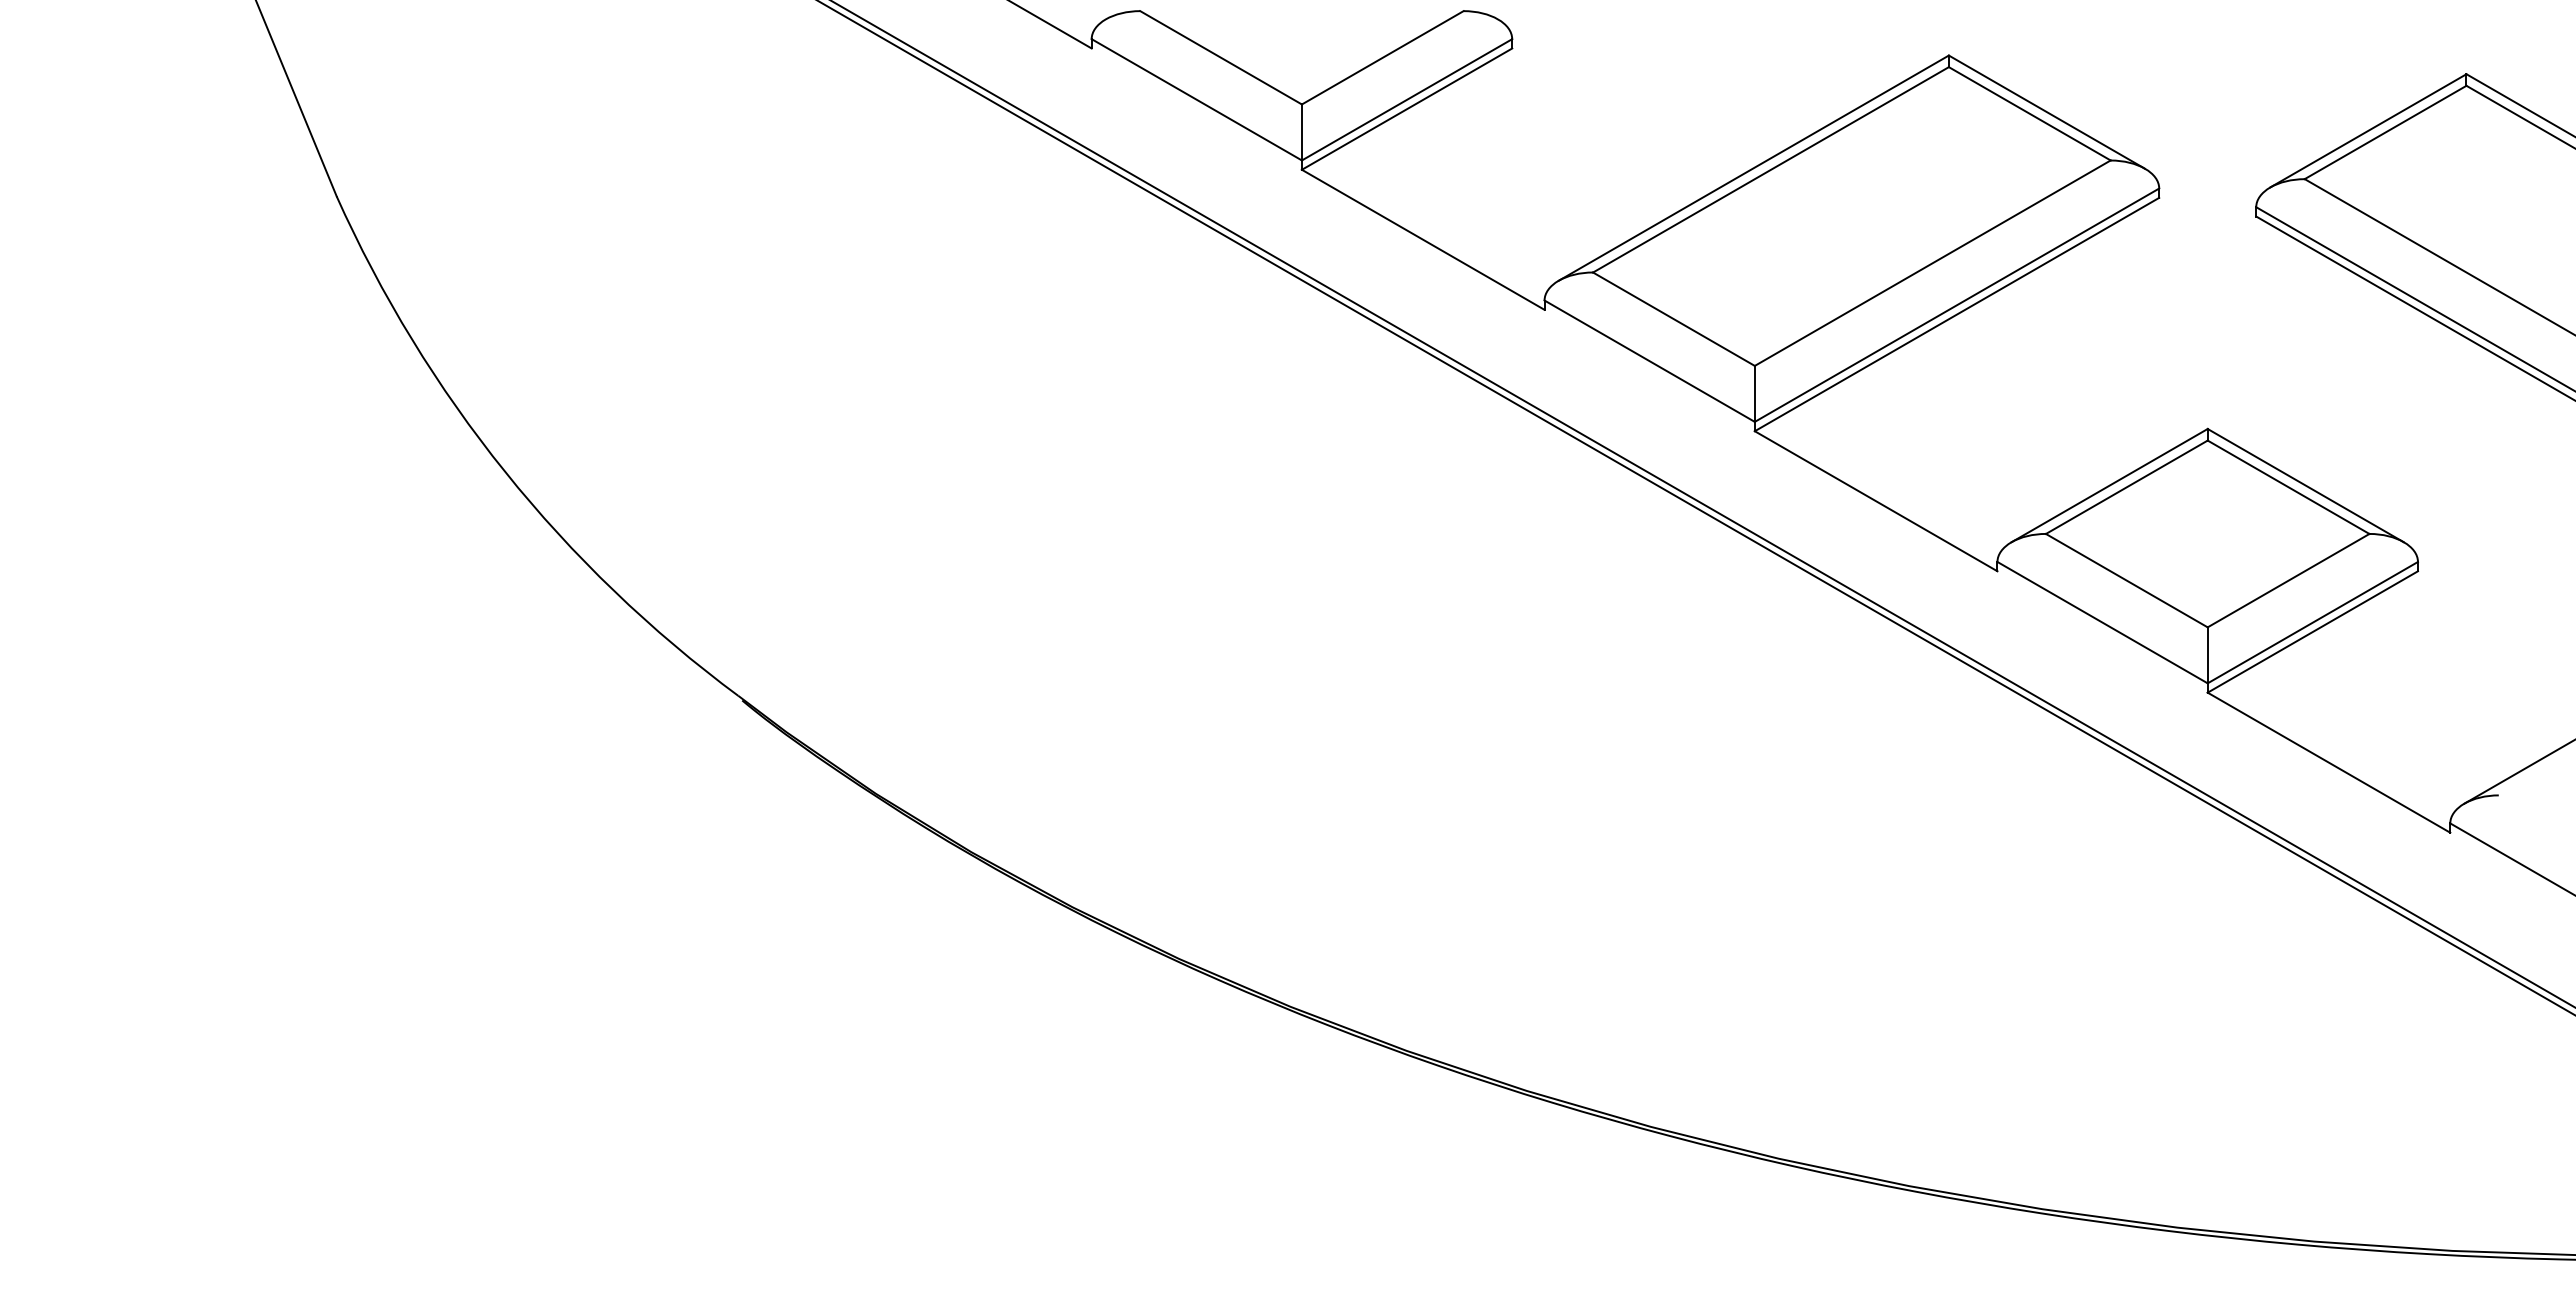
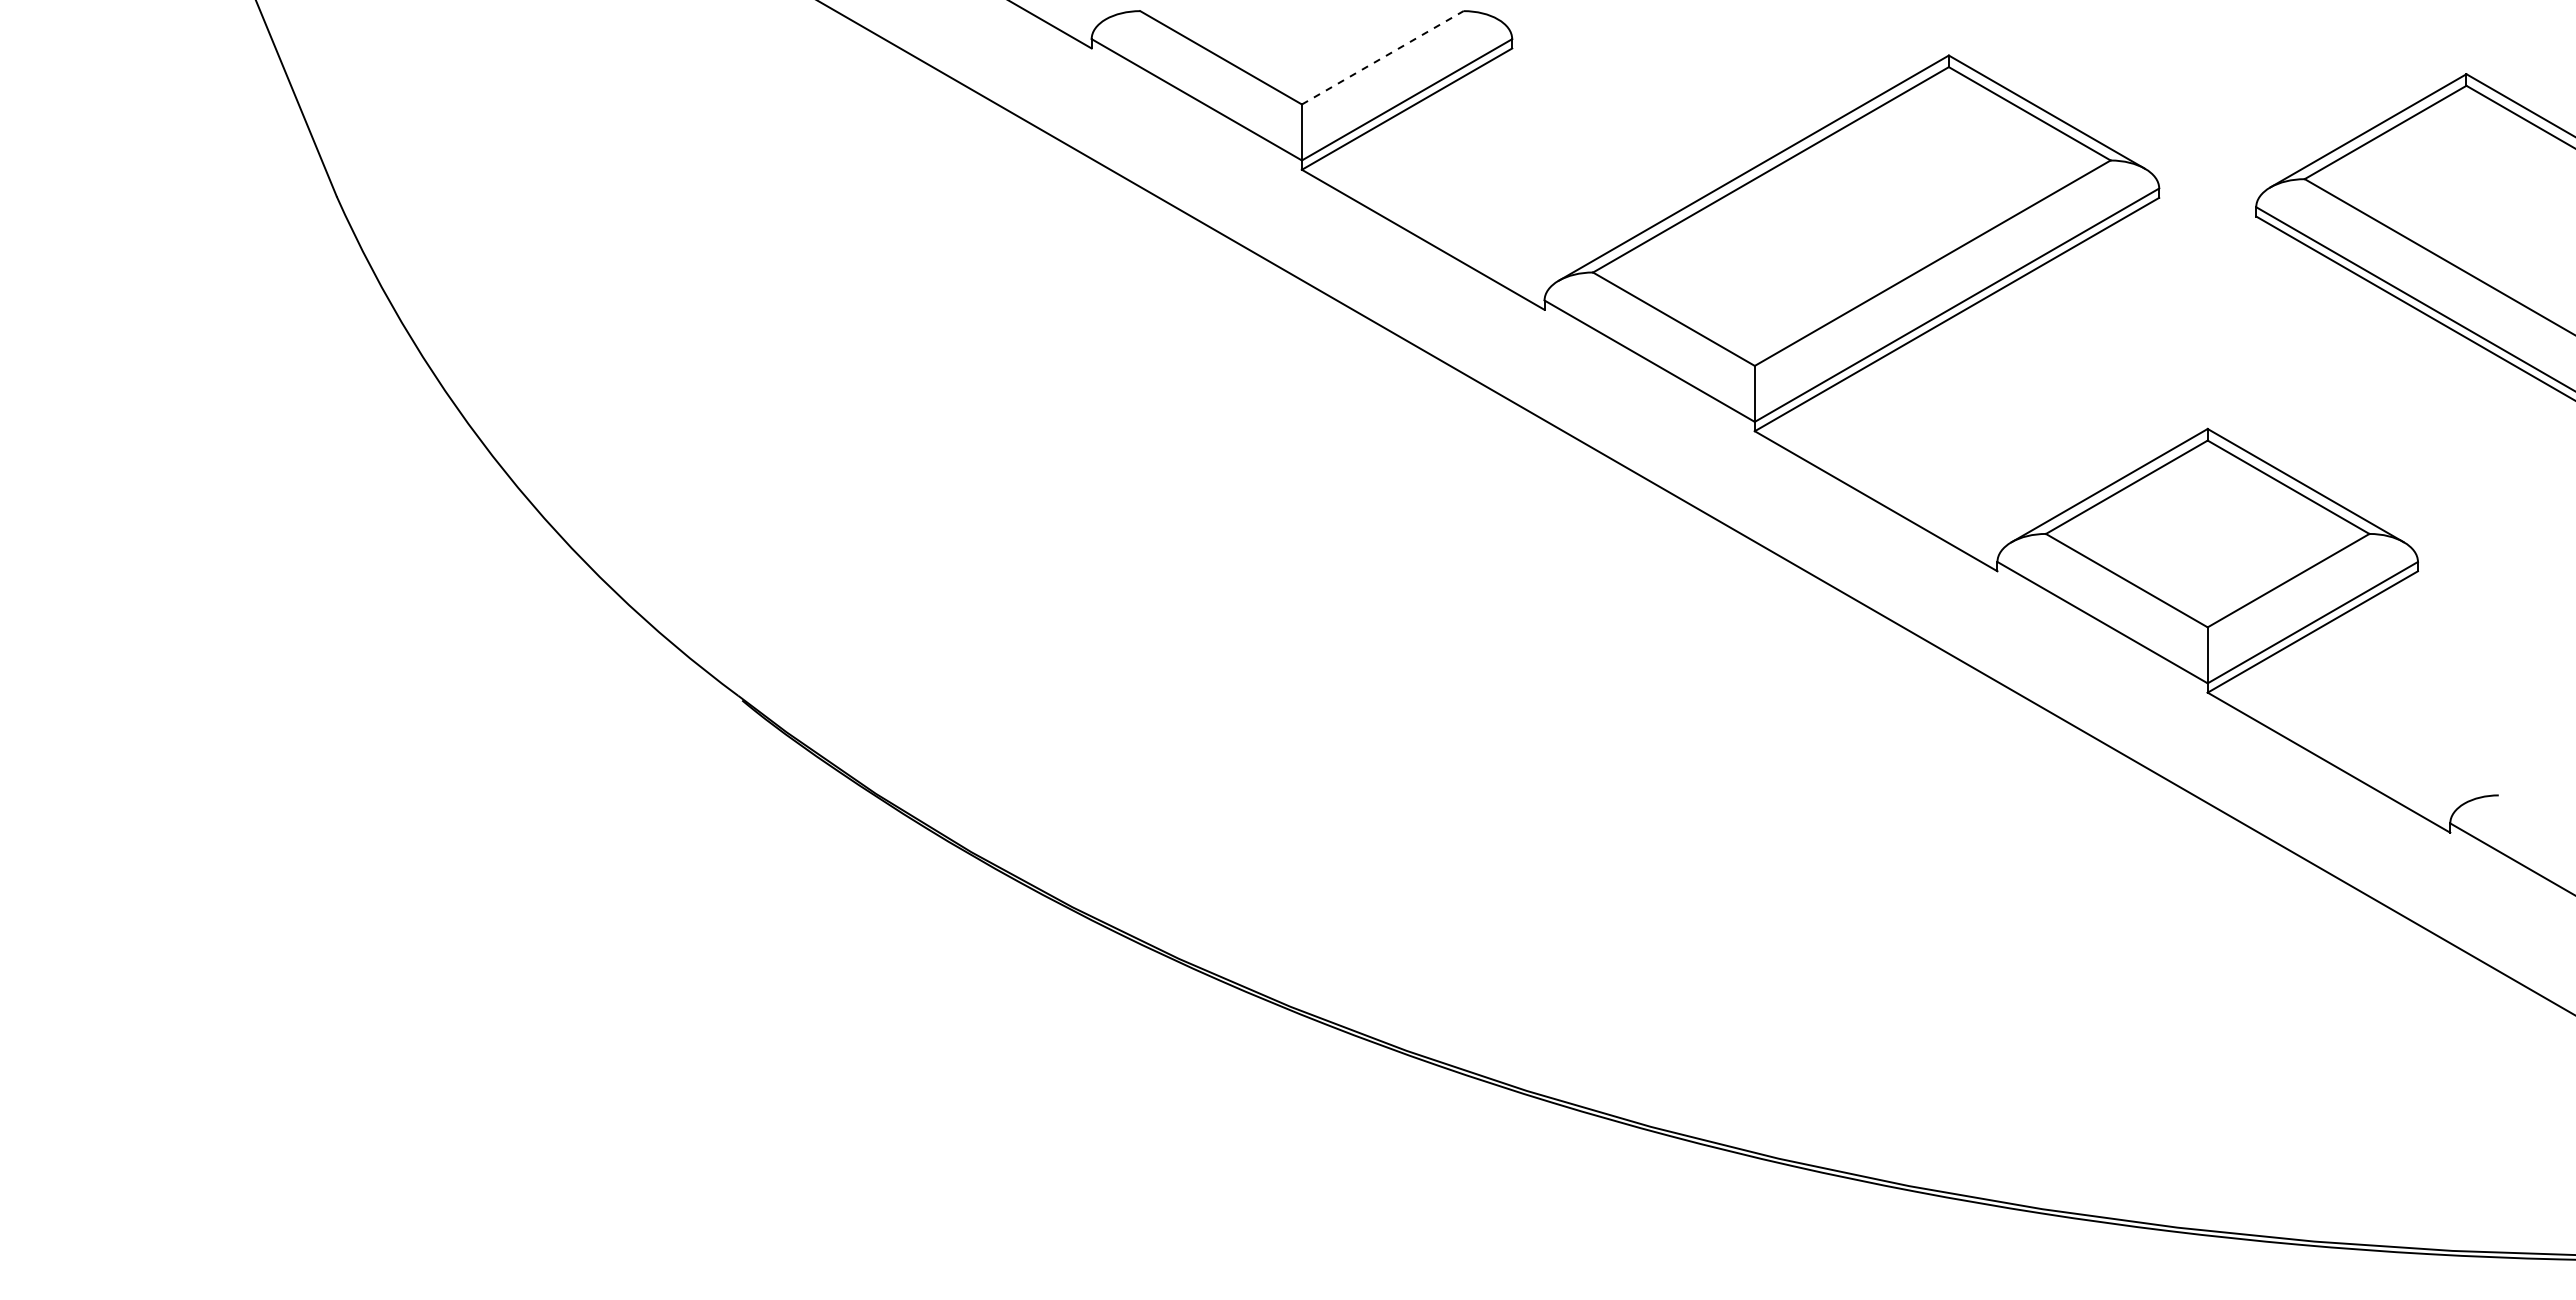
line: solid -> dashed (1383, 57)
line: present -> none (1702, 503)
line: present -> none (2518, 772)
